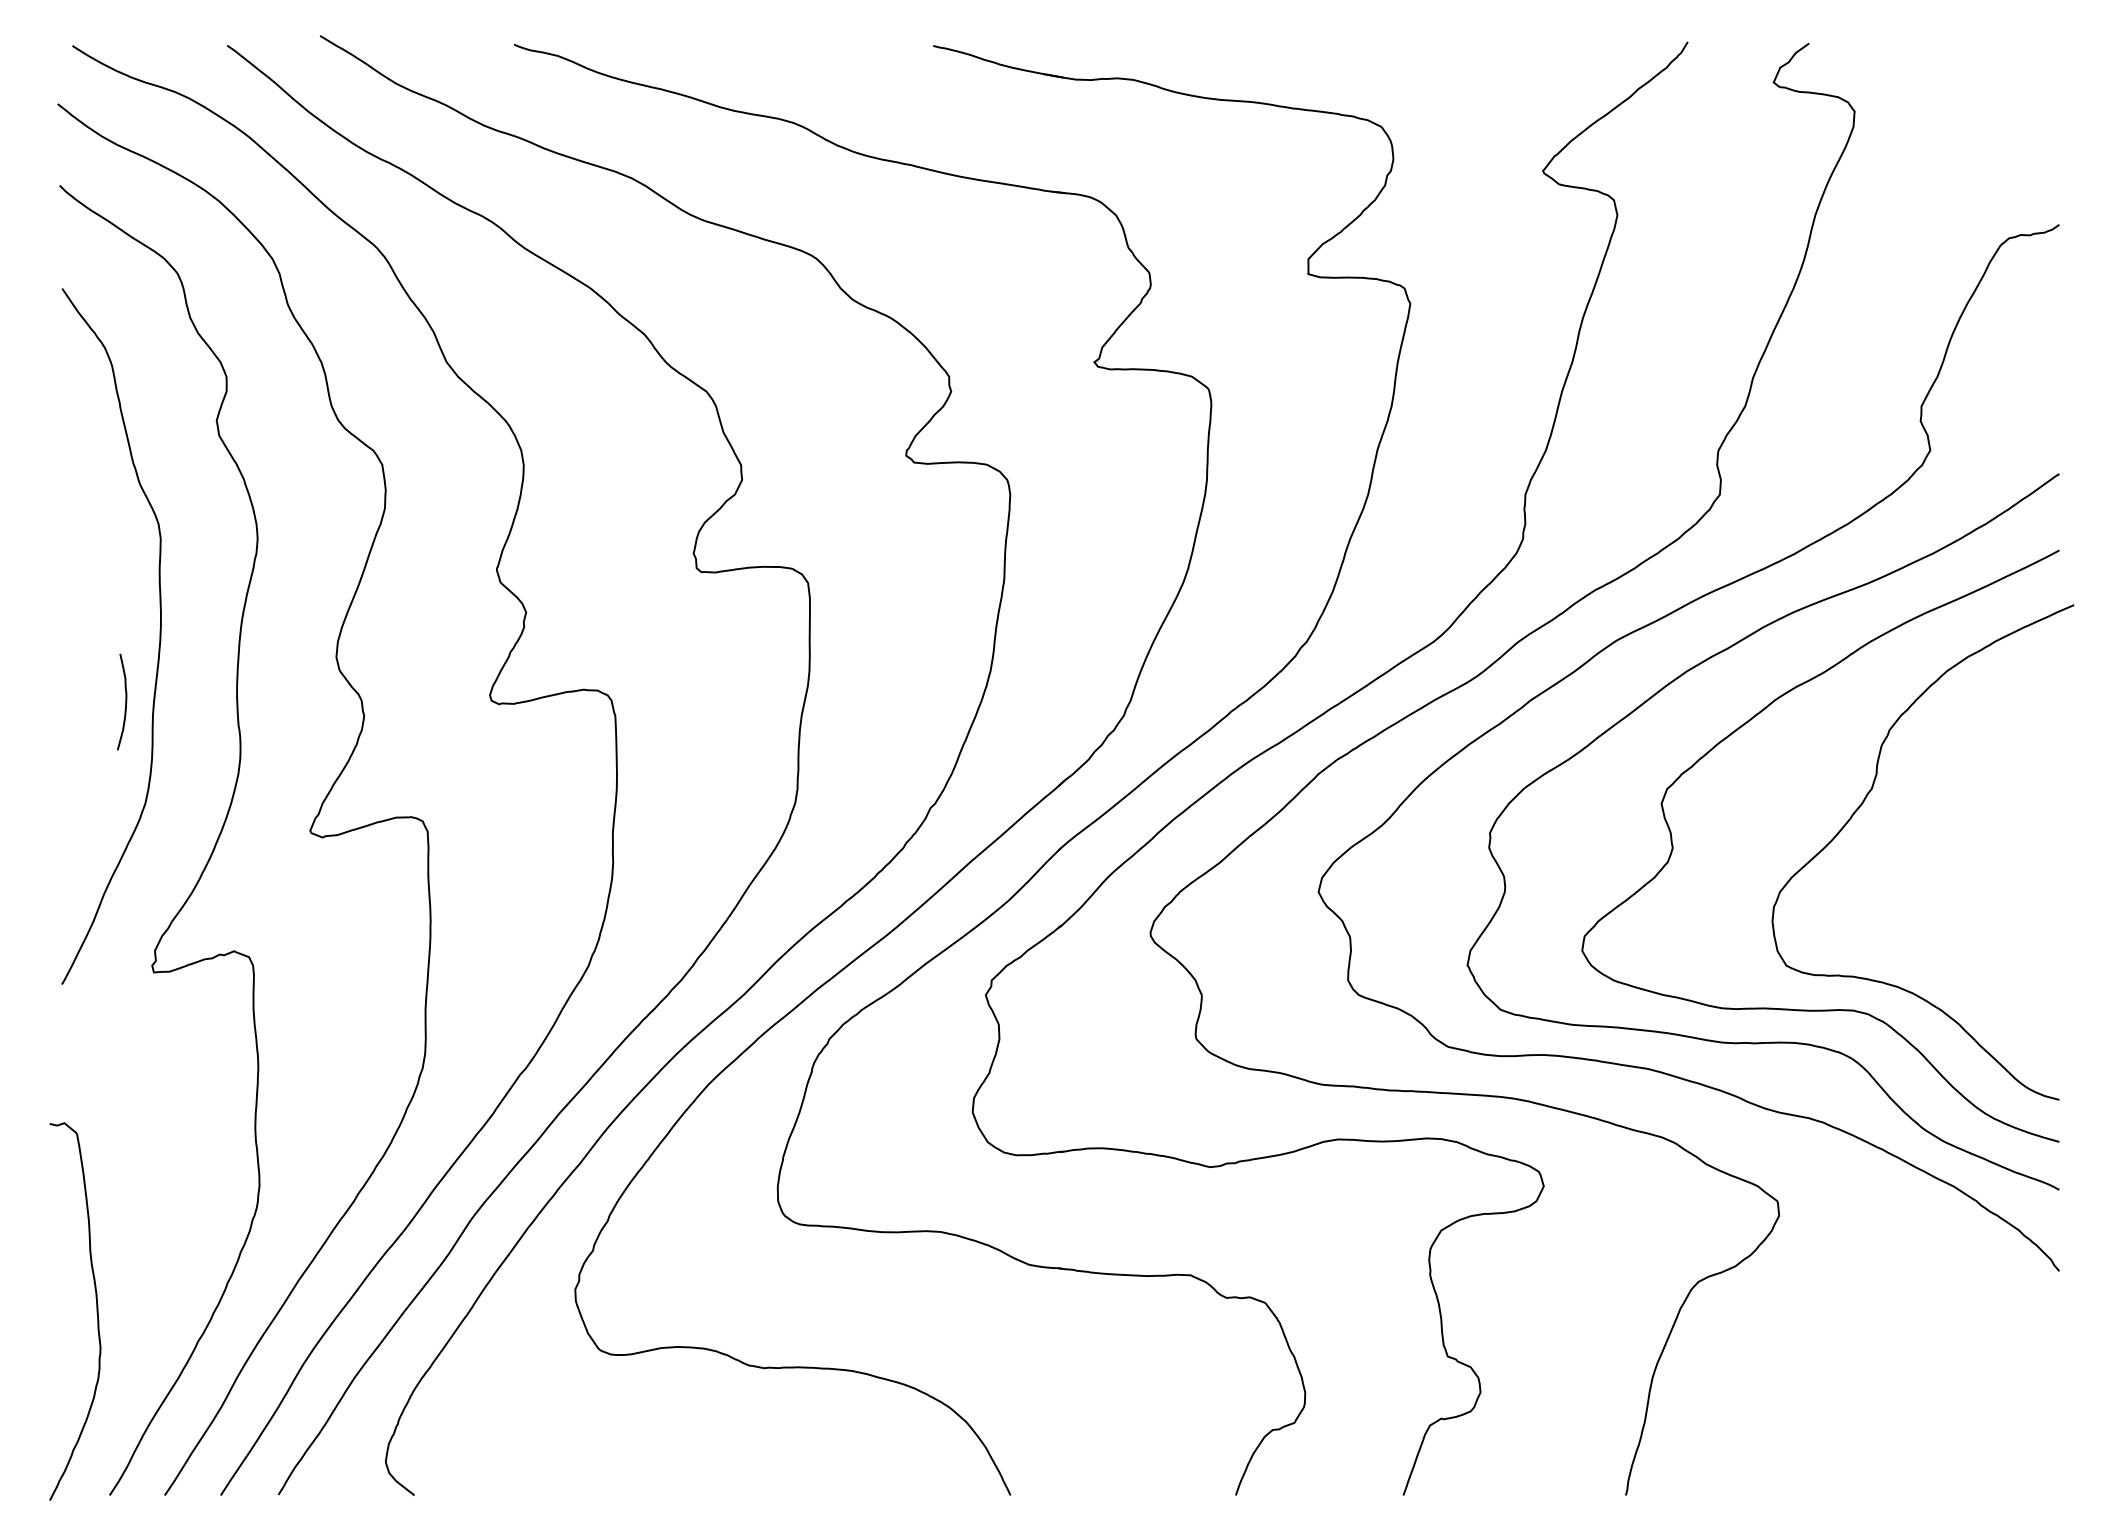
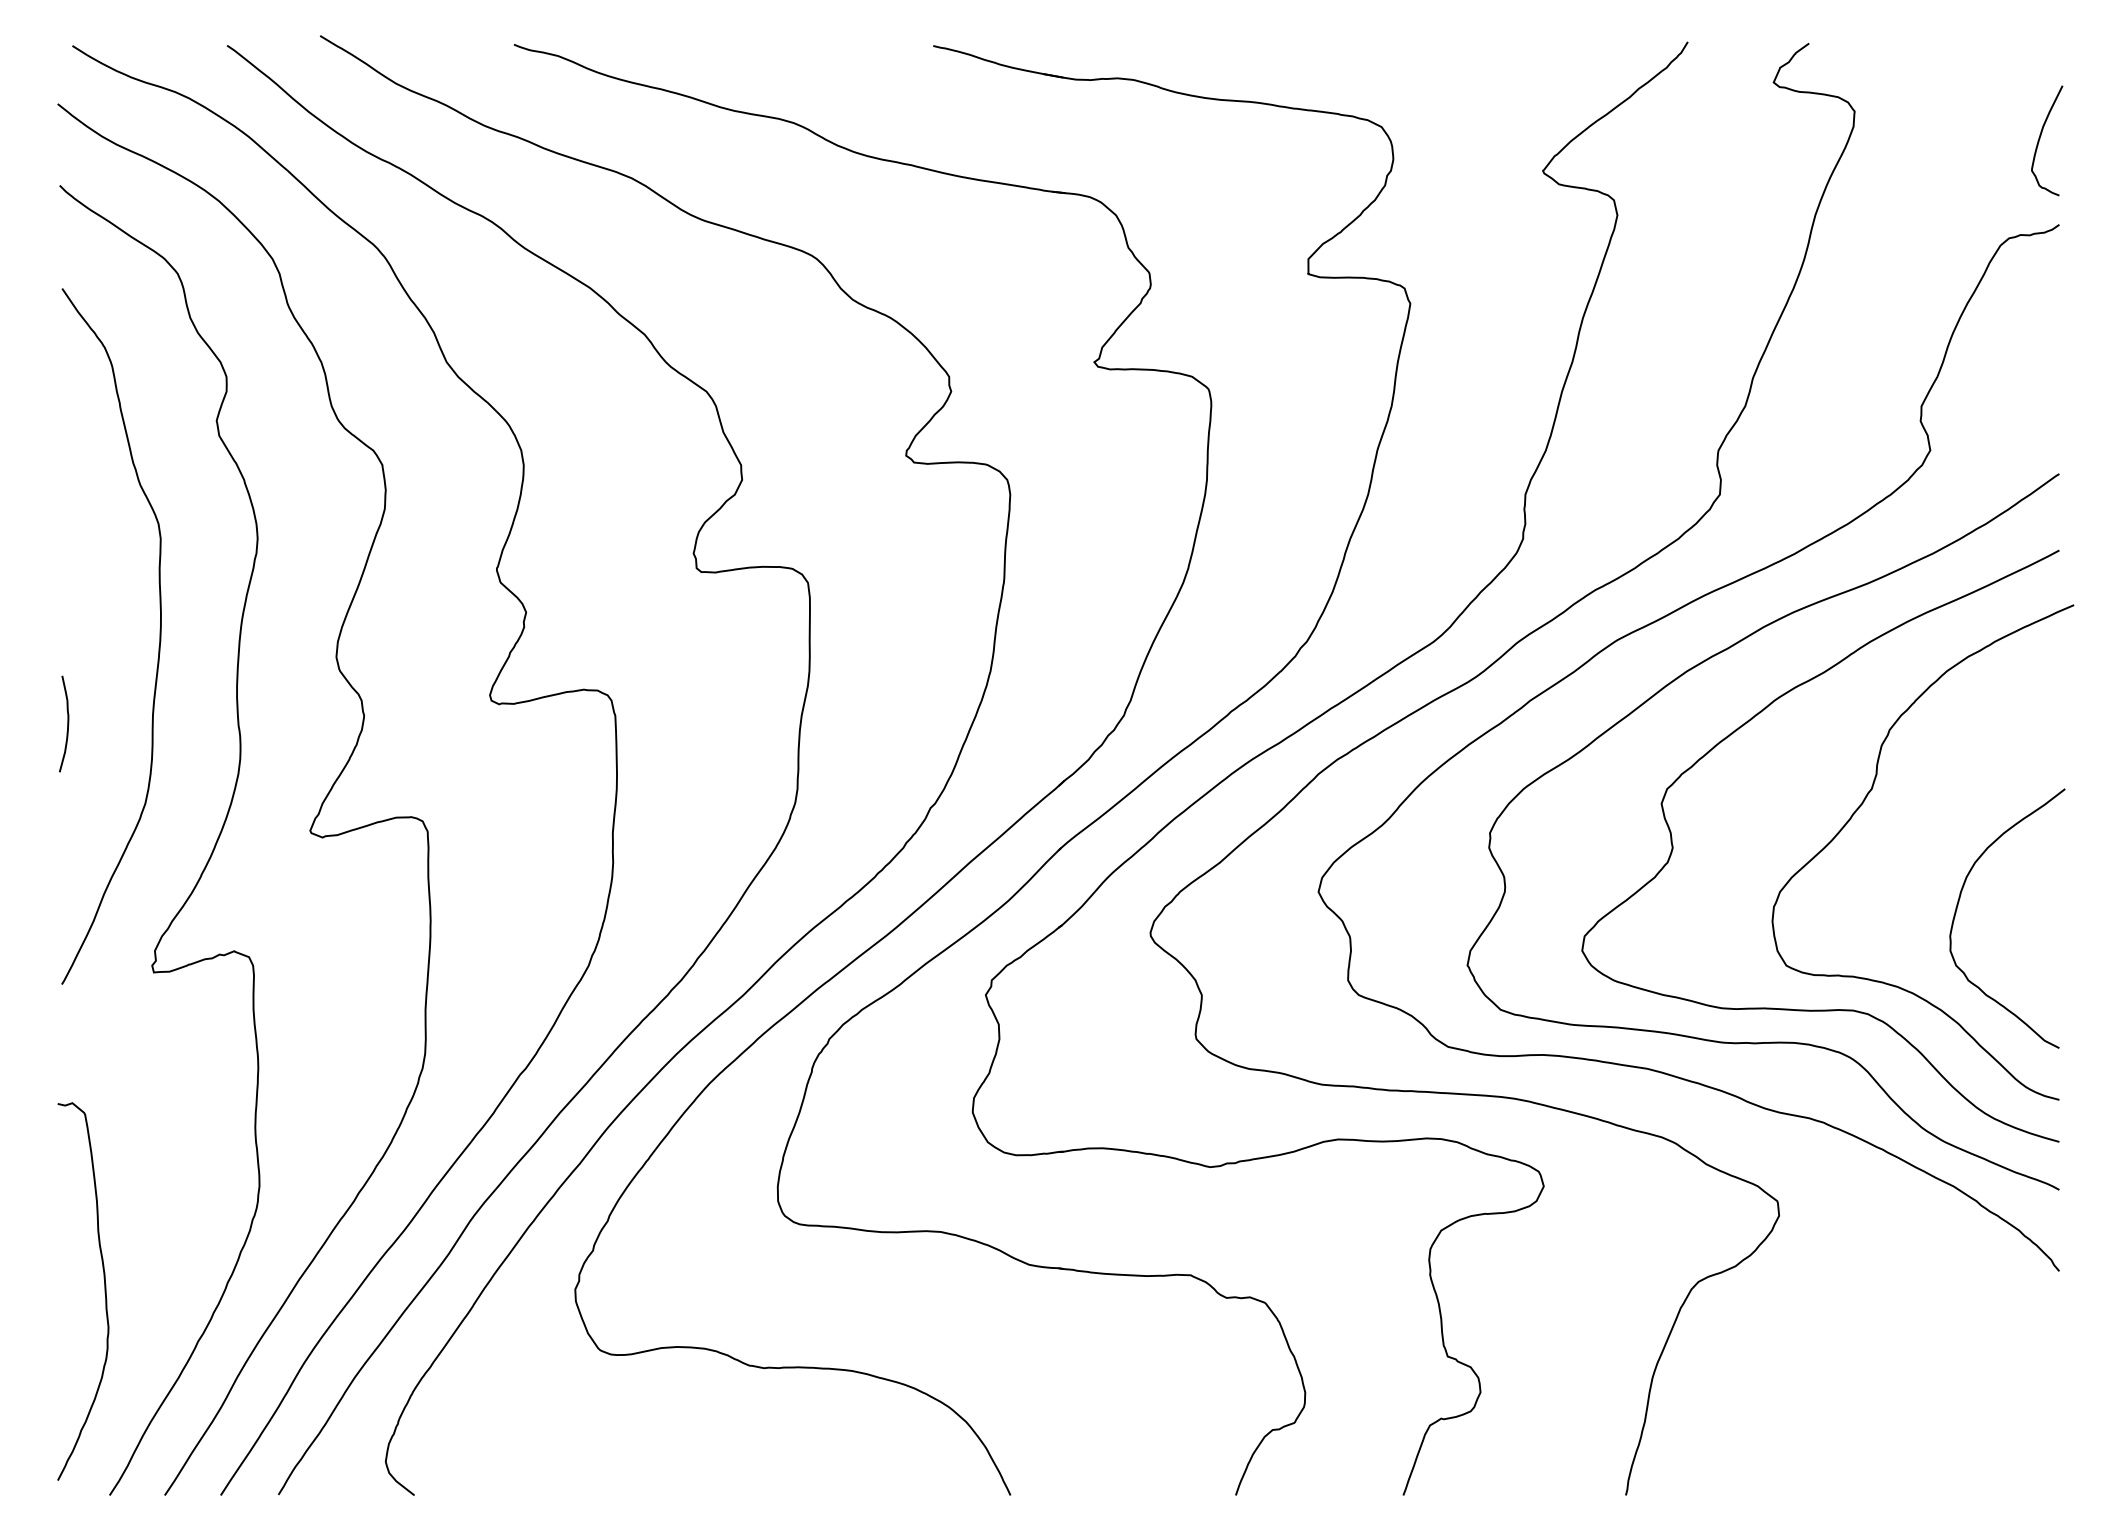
curve: none -> present (2040, 139)
curve position: (125, 701) -> (67, 723) (67, 723)
curve: none -> present (1959, 902)
curve position: (96, 1311) -> (104, 1291) (104, 1291)
